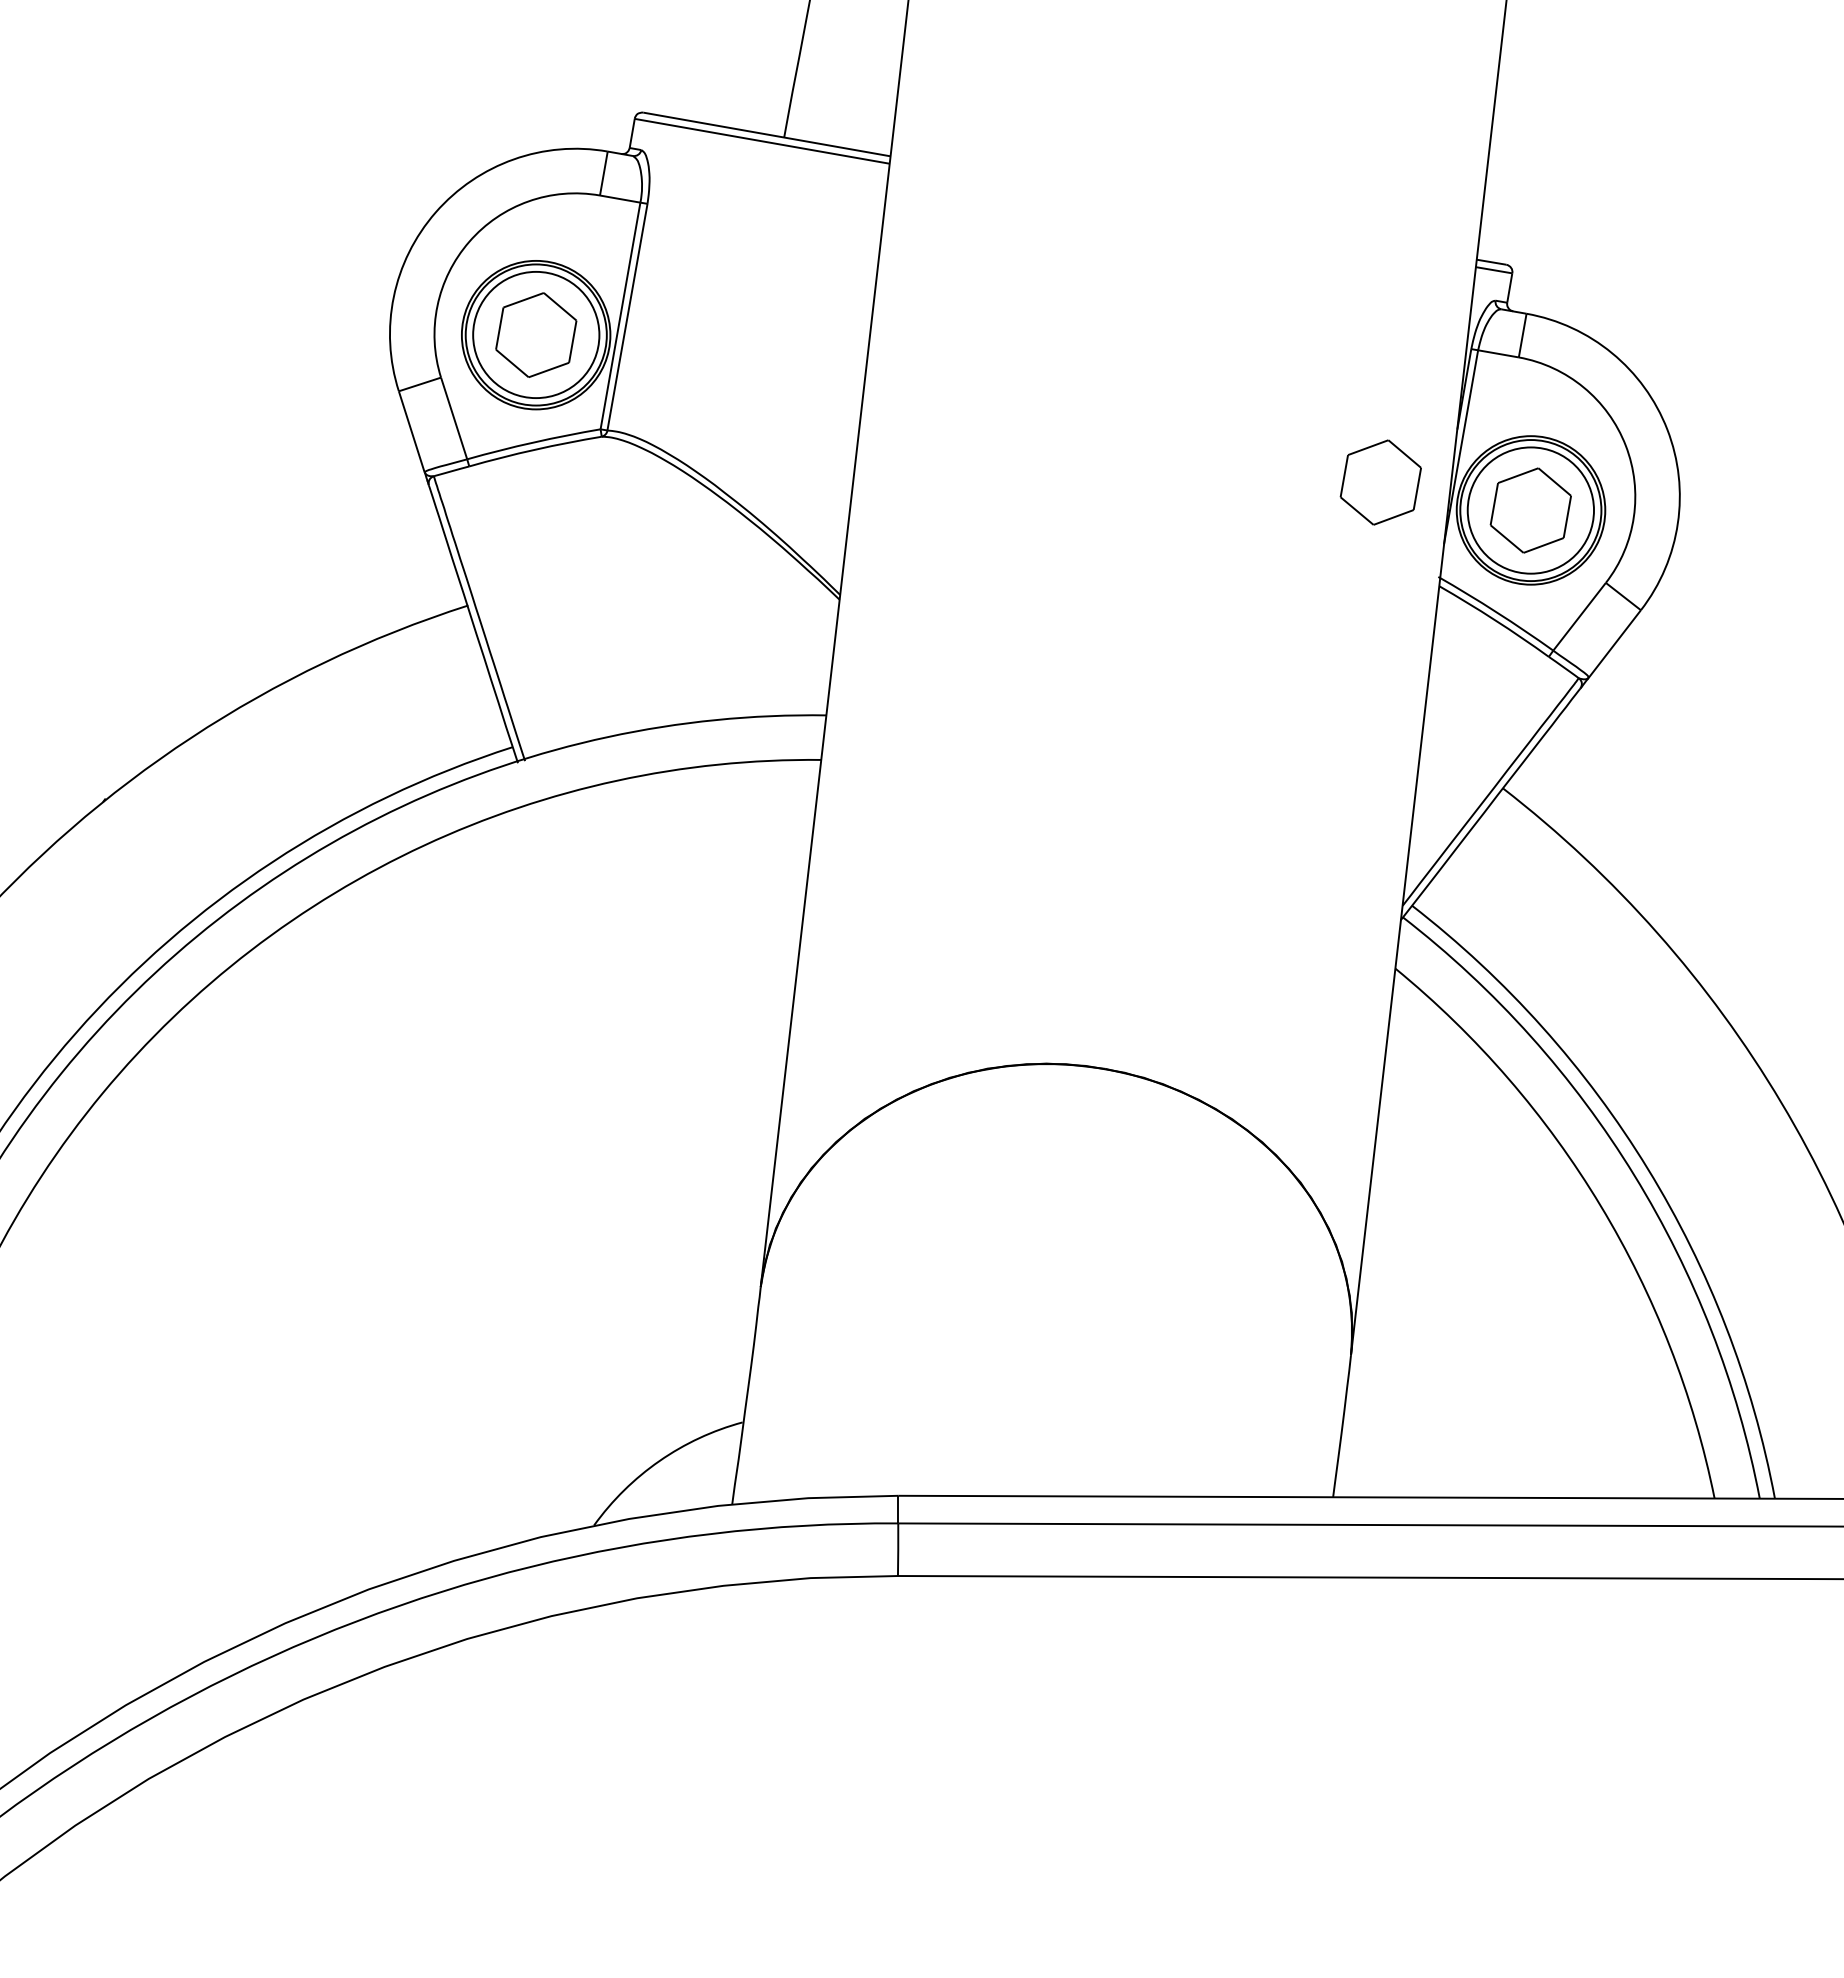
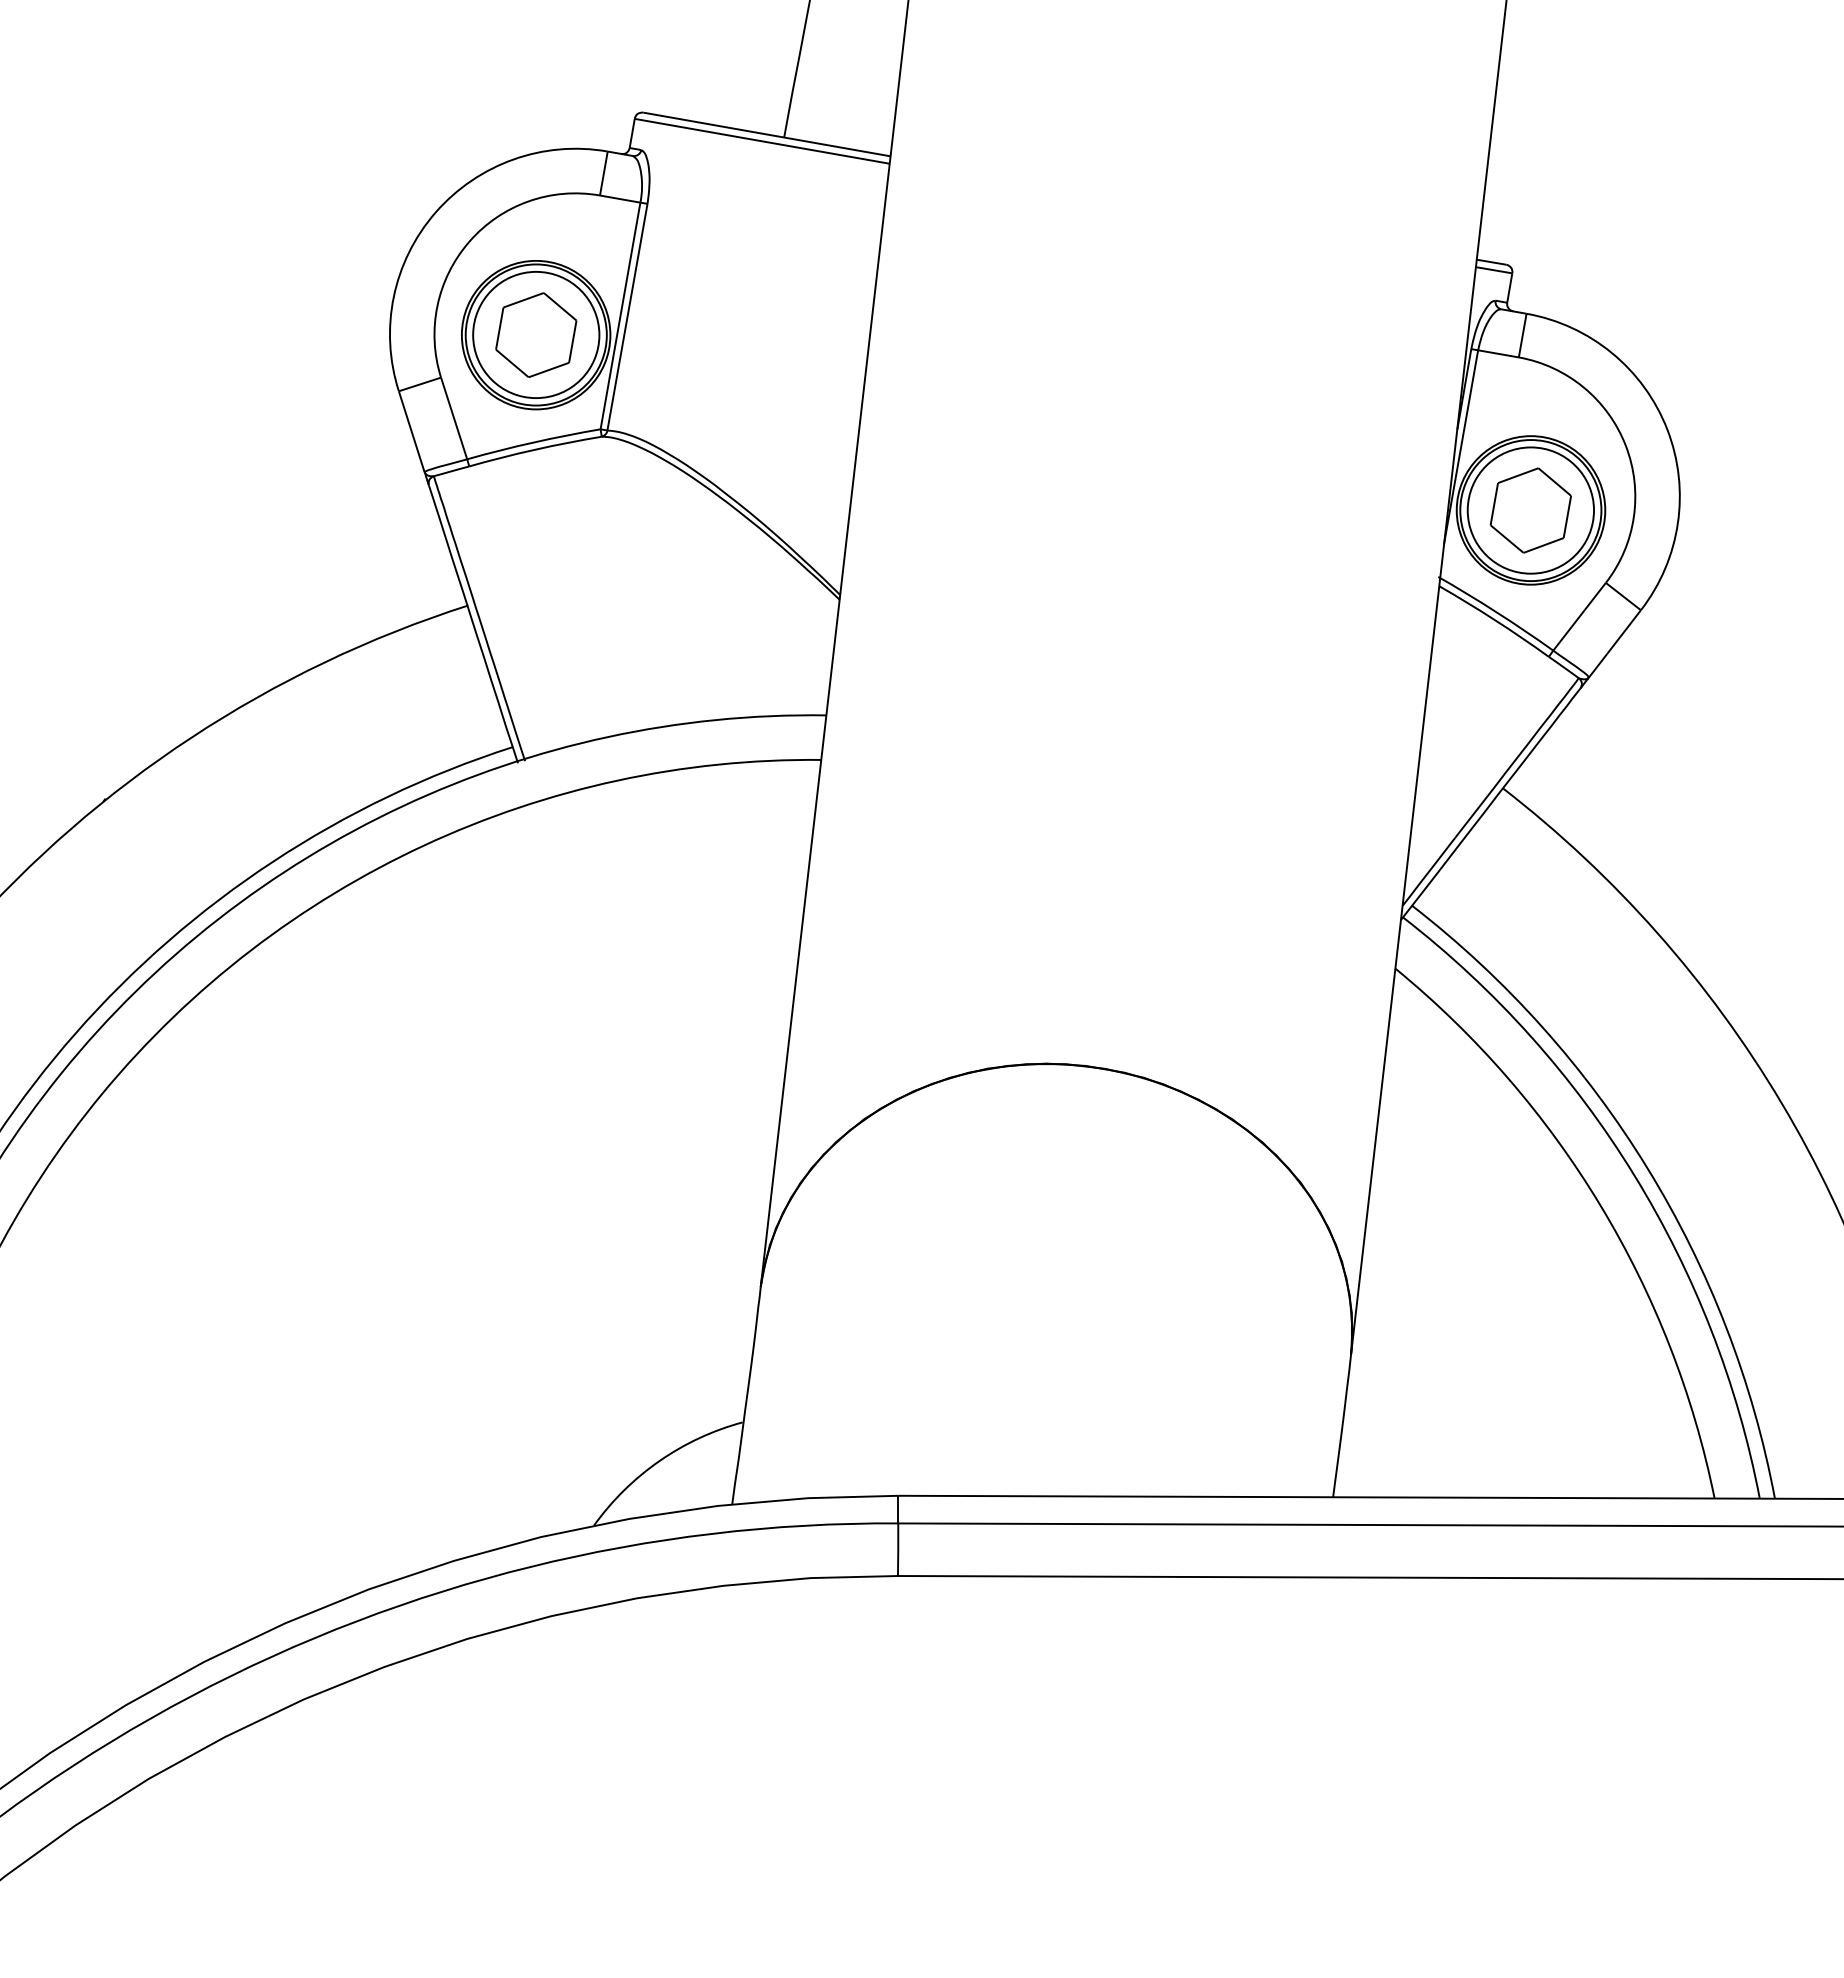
part: present -> none (1380, 482)
